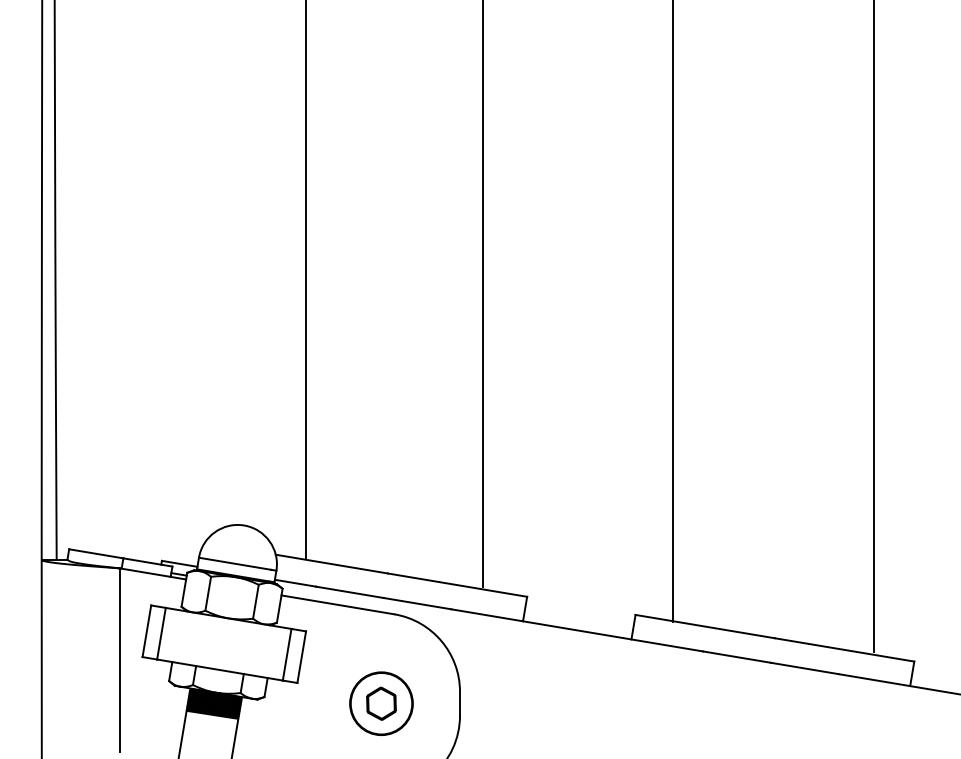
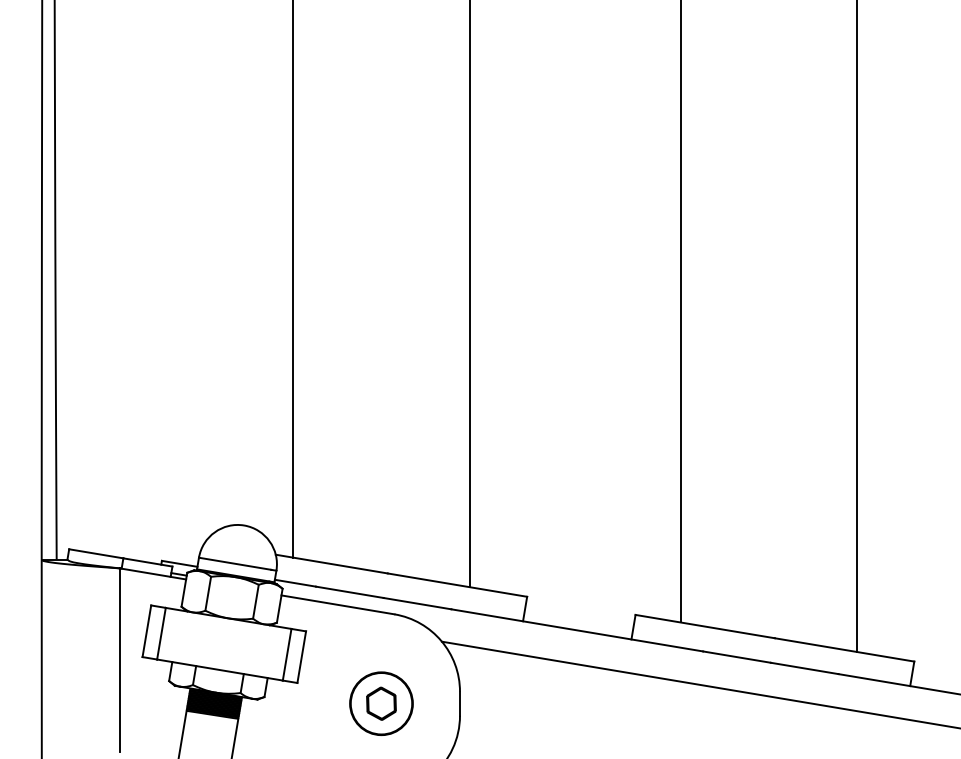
line position: (306, 279) -> (293, 279) (293, 279)
line position: (482, 294) -> (469, 294) (469, 294)
line position: (672, 312) -> (680, 312) (680, 312)
line position: (873, 326) -> (856, 326) (856, 326)
line: none -> present (699, 684)
